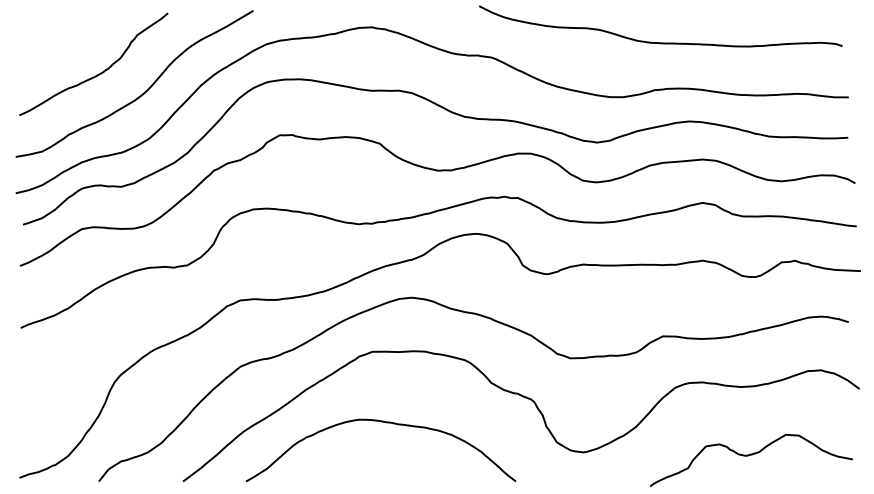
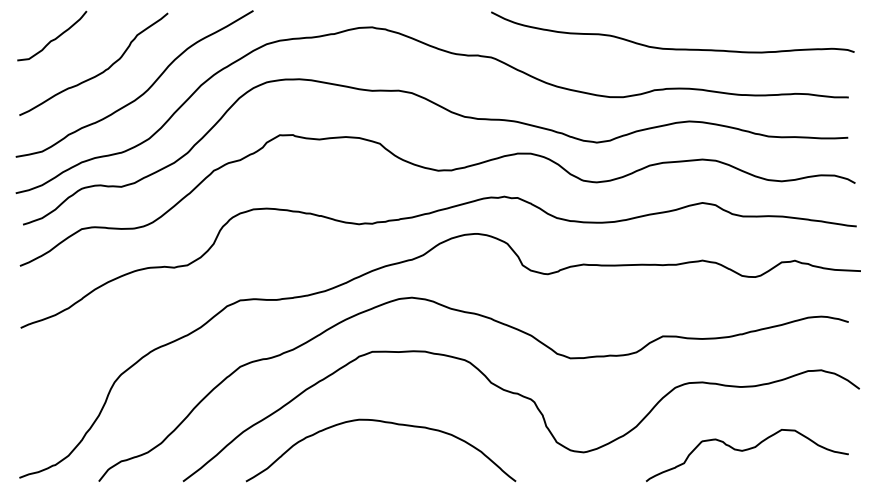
curve: none -> present (55, 37)
curve position: (660, 42) -> (672, 48) (672, 48)
curve position: (748, 456) -> (744, 451) (744, 451)
